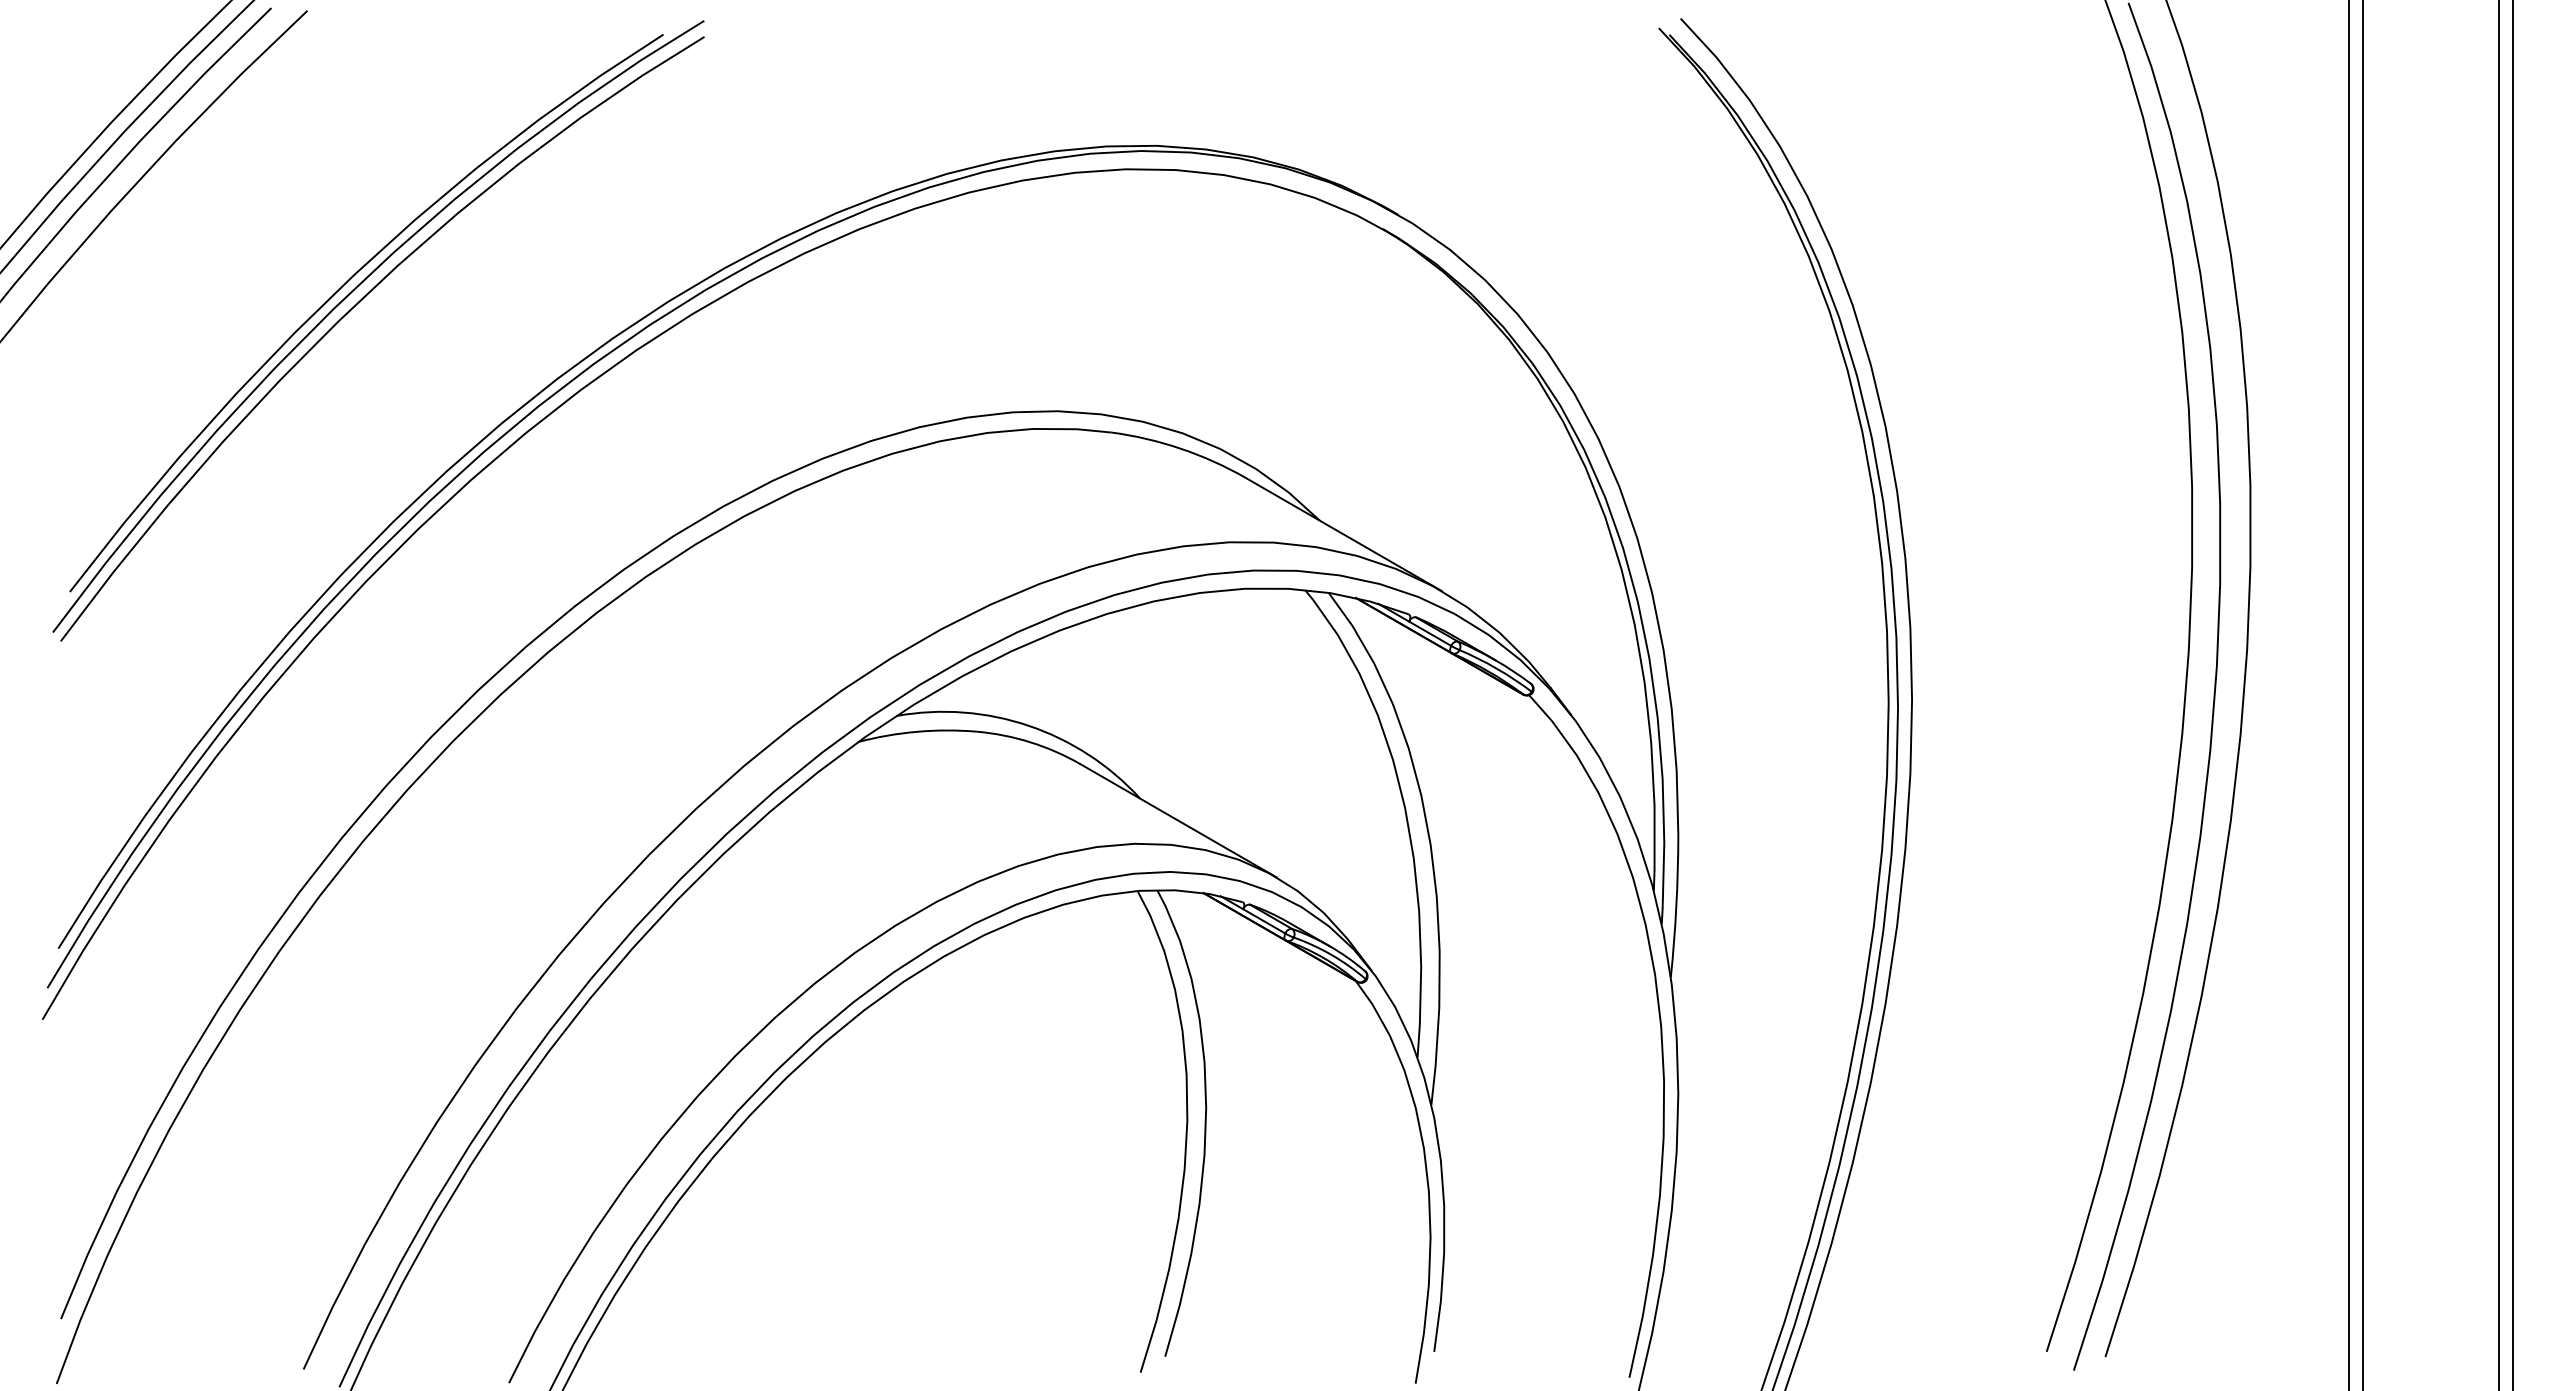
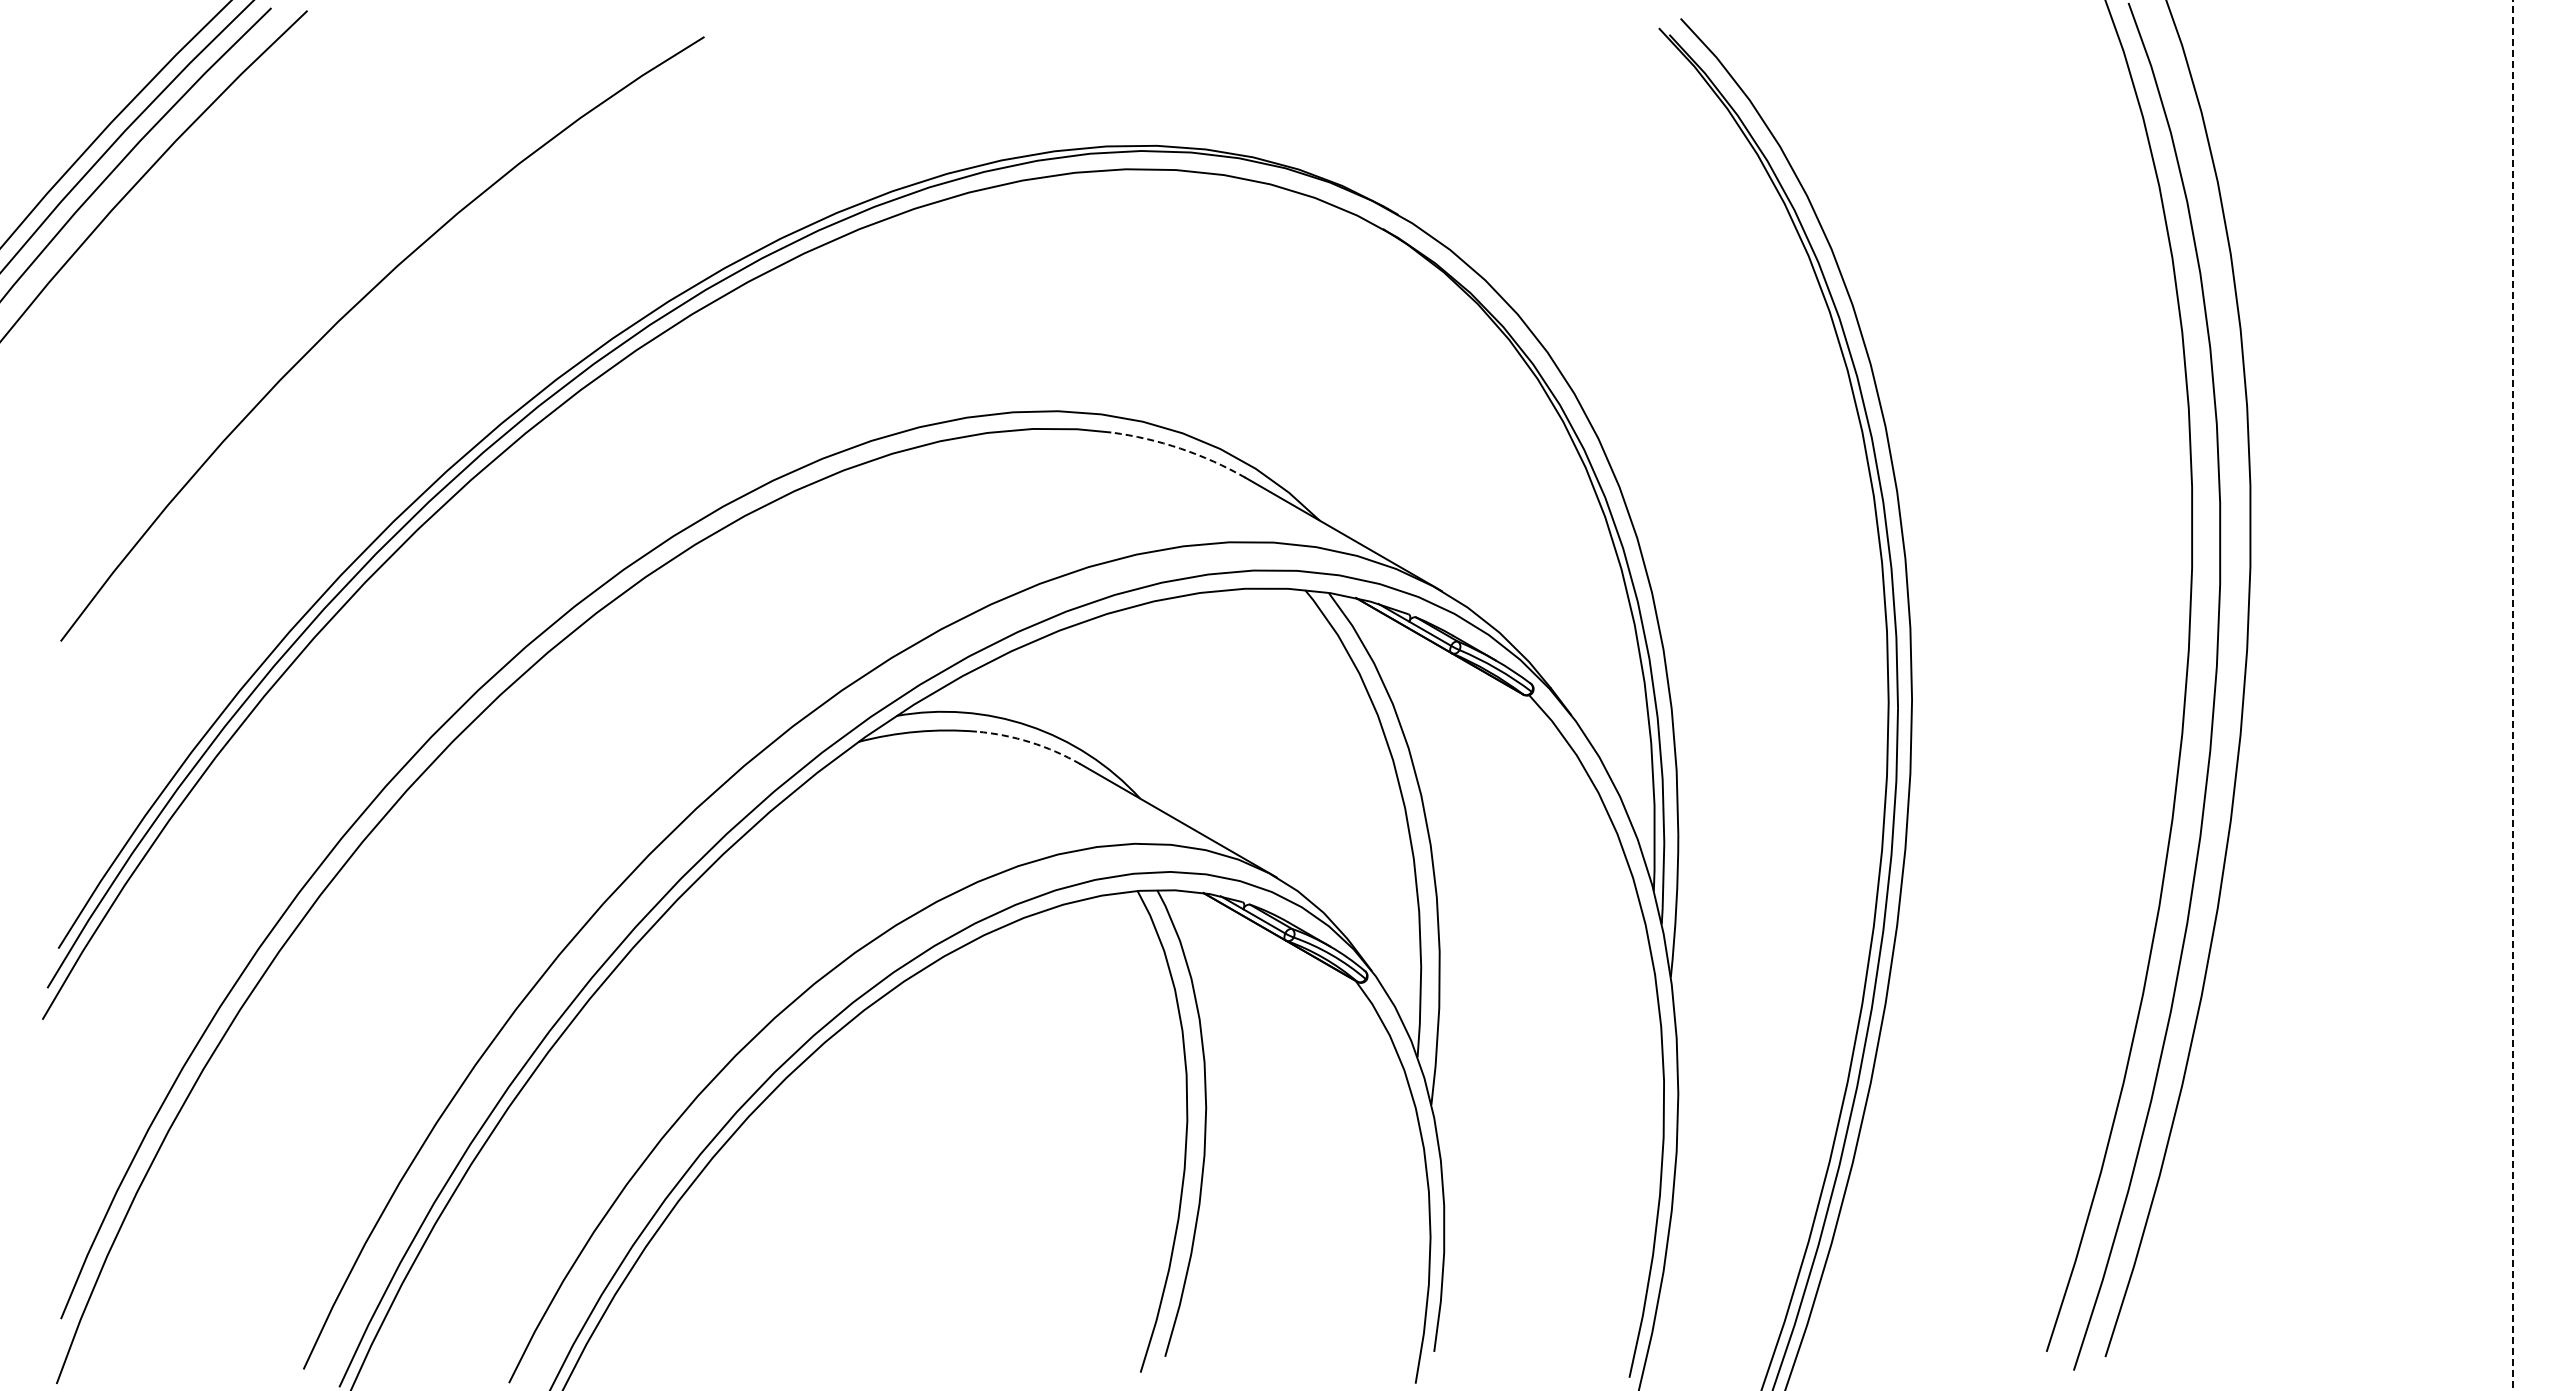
part: present -> none (348, 296)
arc: solid -> dashed (1180, 448)
line: present -> none (2349, 694)
line: present -> none (2363, 694)
line: present -> none (2498, 694)
line: solid -> dashed (2512, 695)
arc: solid -> dashed (1030, 742)
